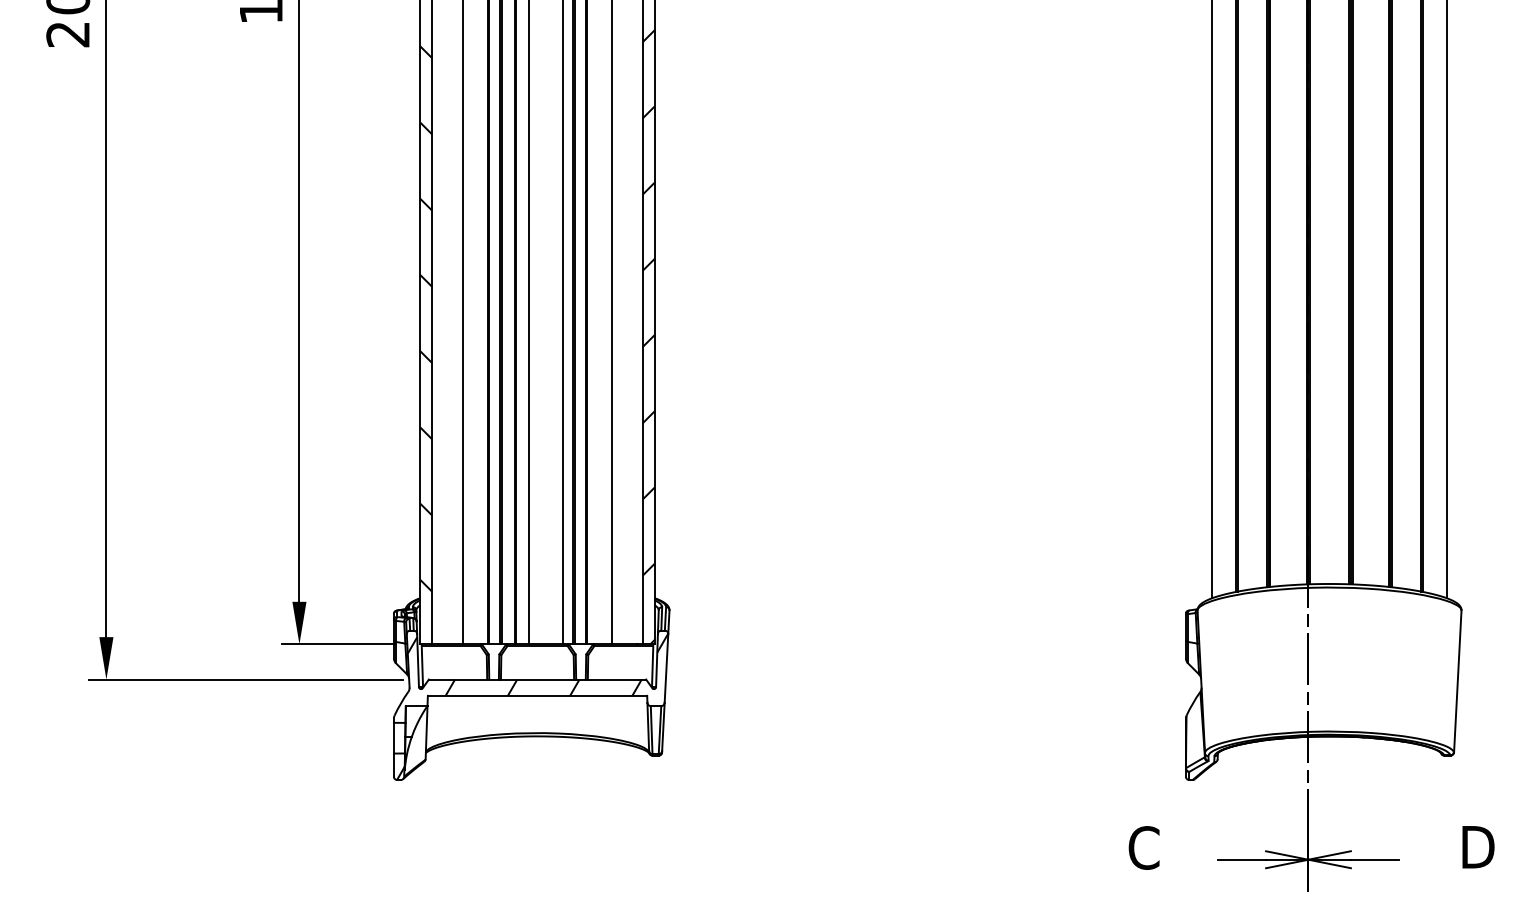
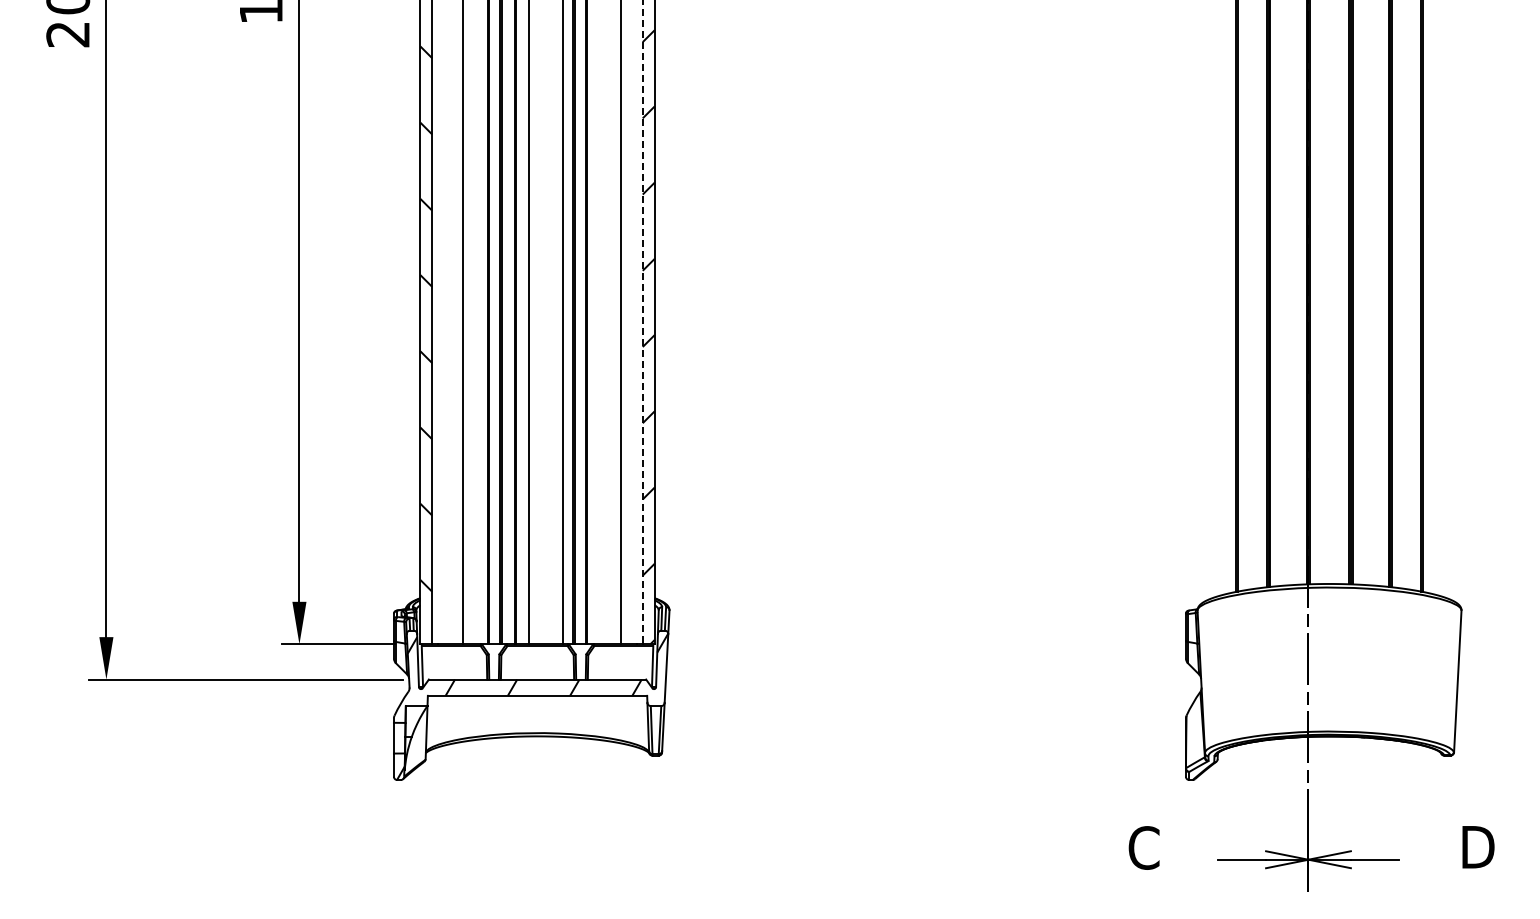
line: present -> none (1212, 300)
line: present -> none (1446, 300)
line: solid -> dashed (642, 322)
line position: (611, 323) -> (620, 323) (620, 323)
